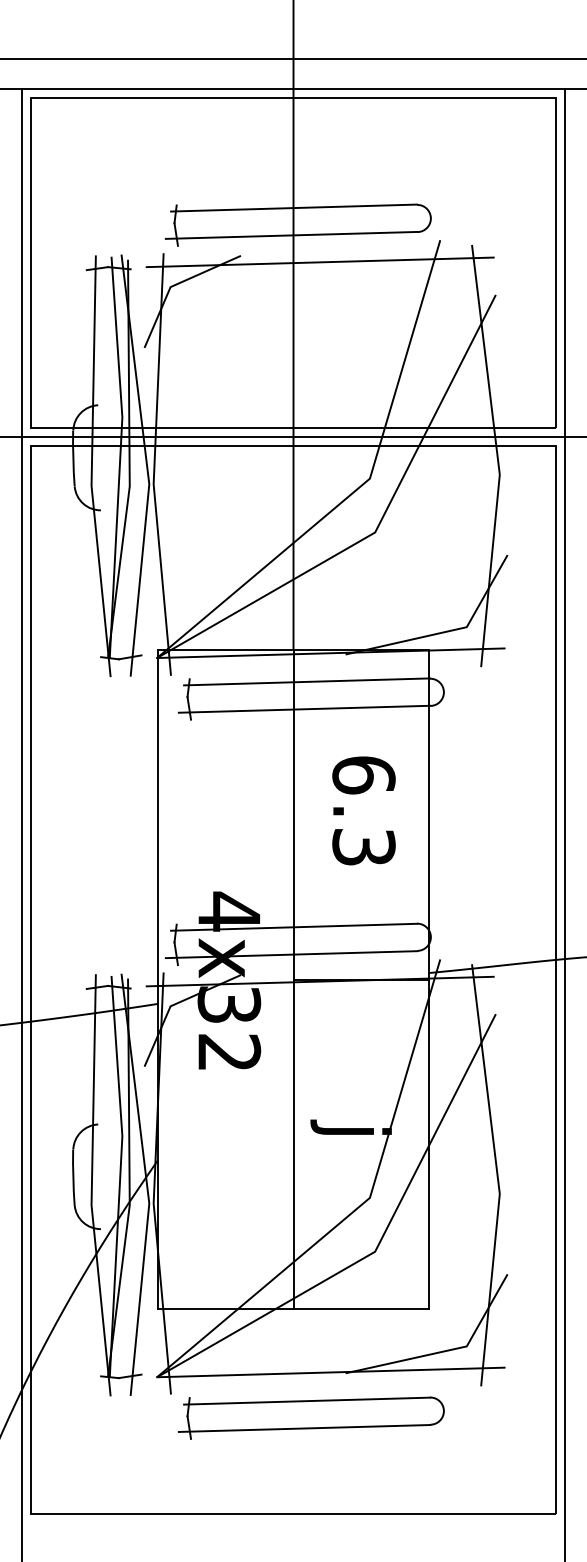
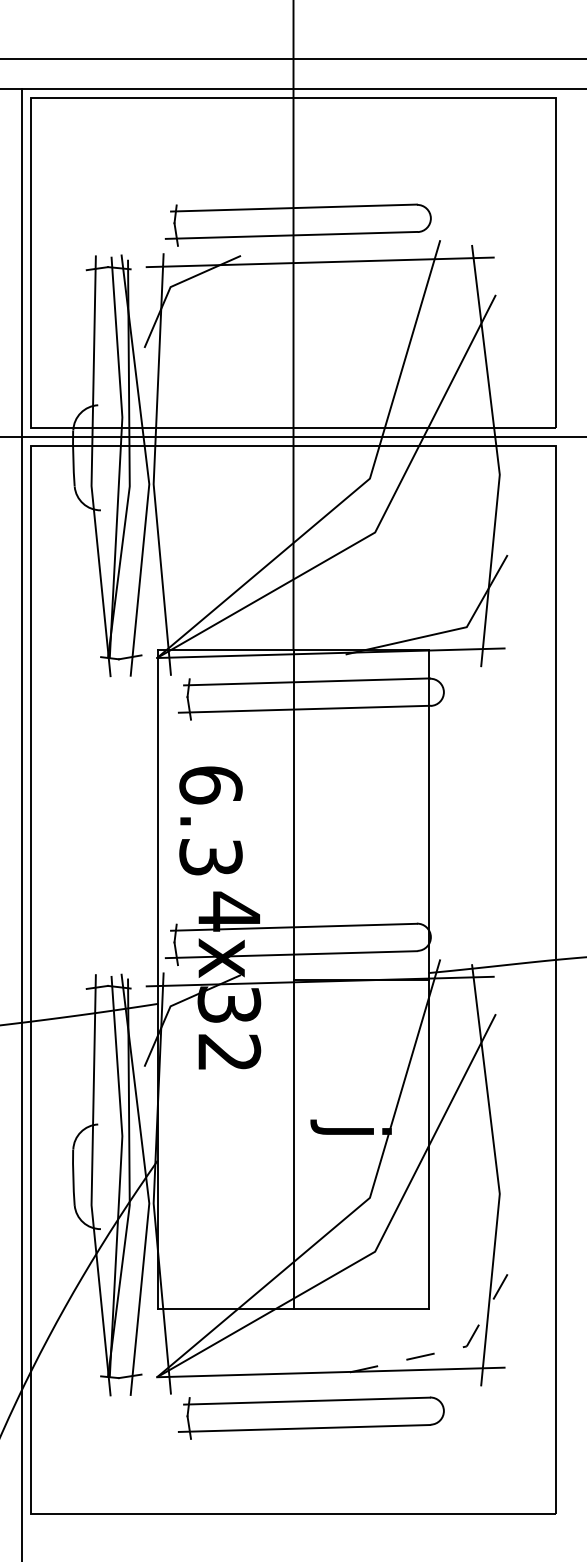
text position: (363, 810) -> (210, 820) (210, 820)
line: present -> none (564, 823)
line: solid -> dashed (446, 1350)
